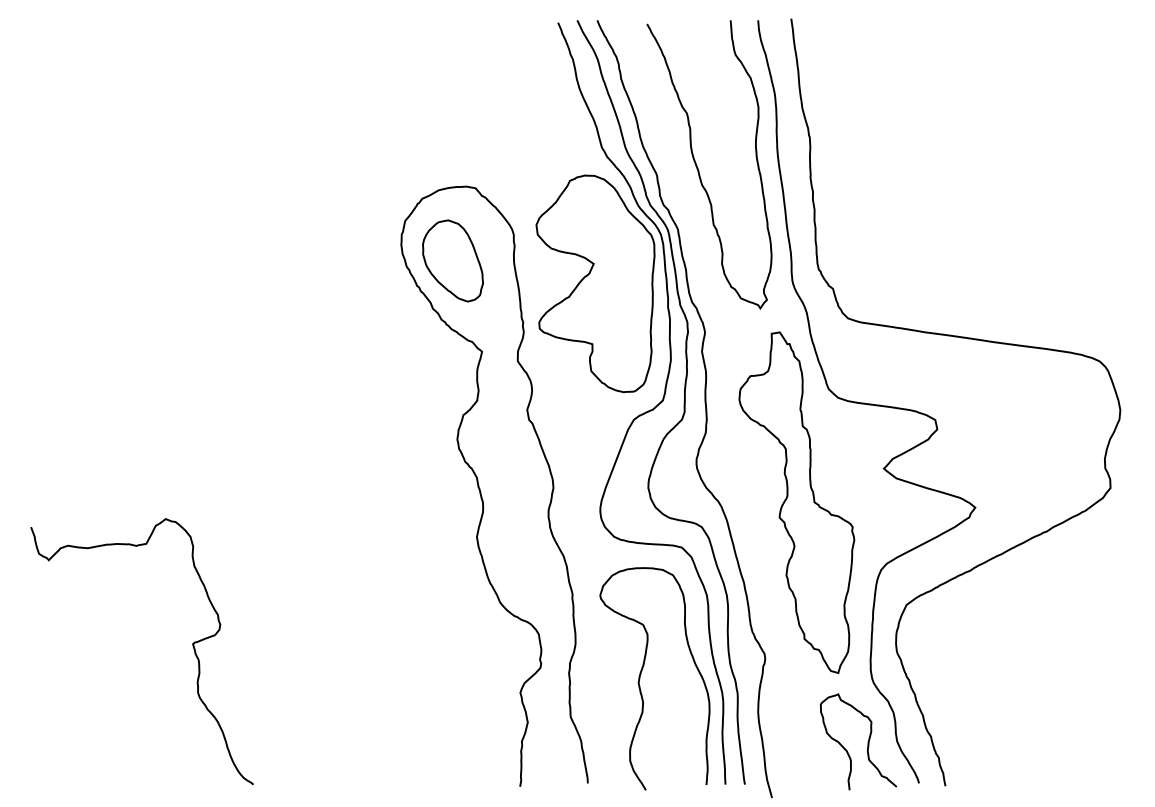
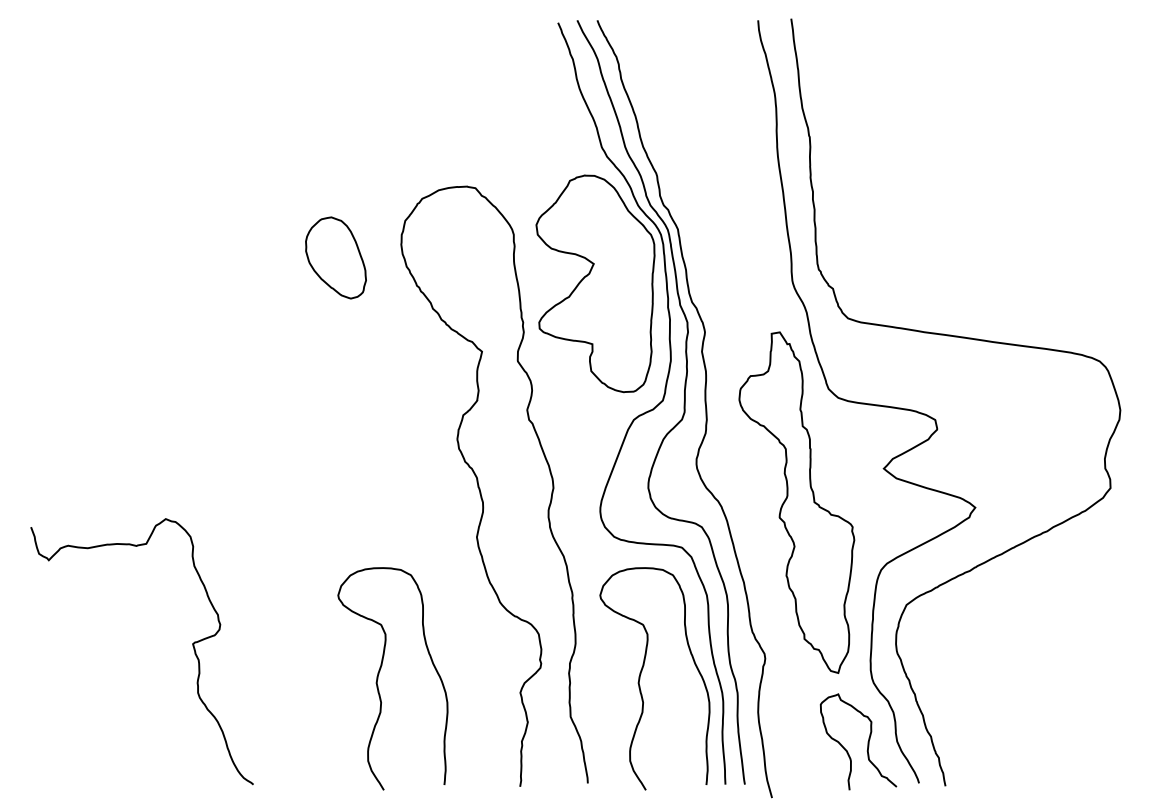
curve: present -> none (698, 167)
part position: (452, 260) -> (335, 257) (335, 257)
curve: none -> present (379, 674)
